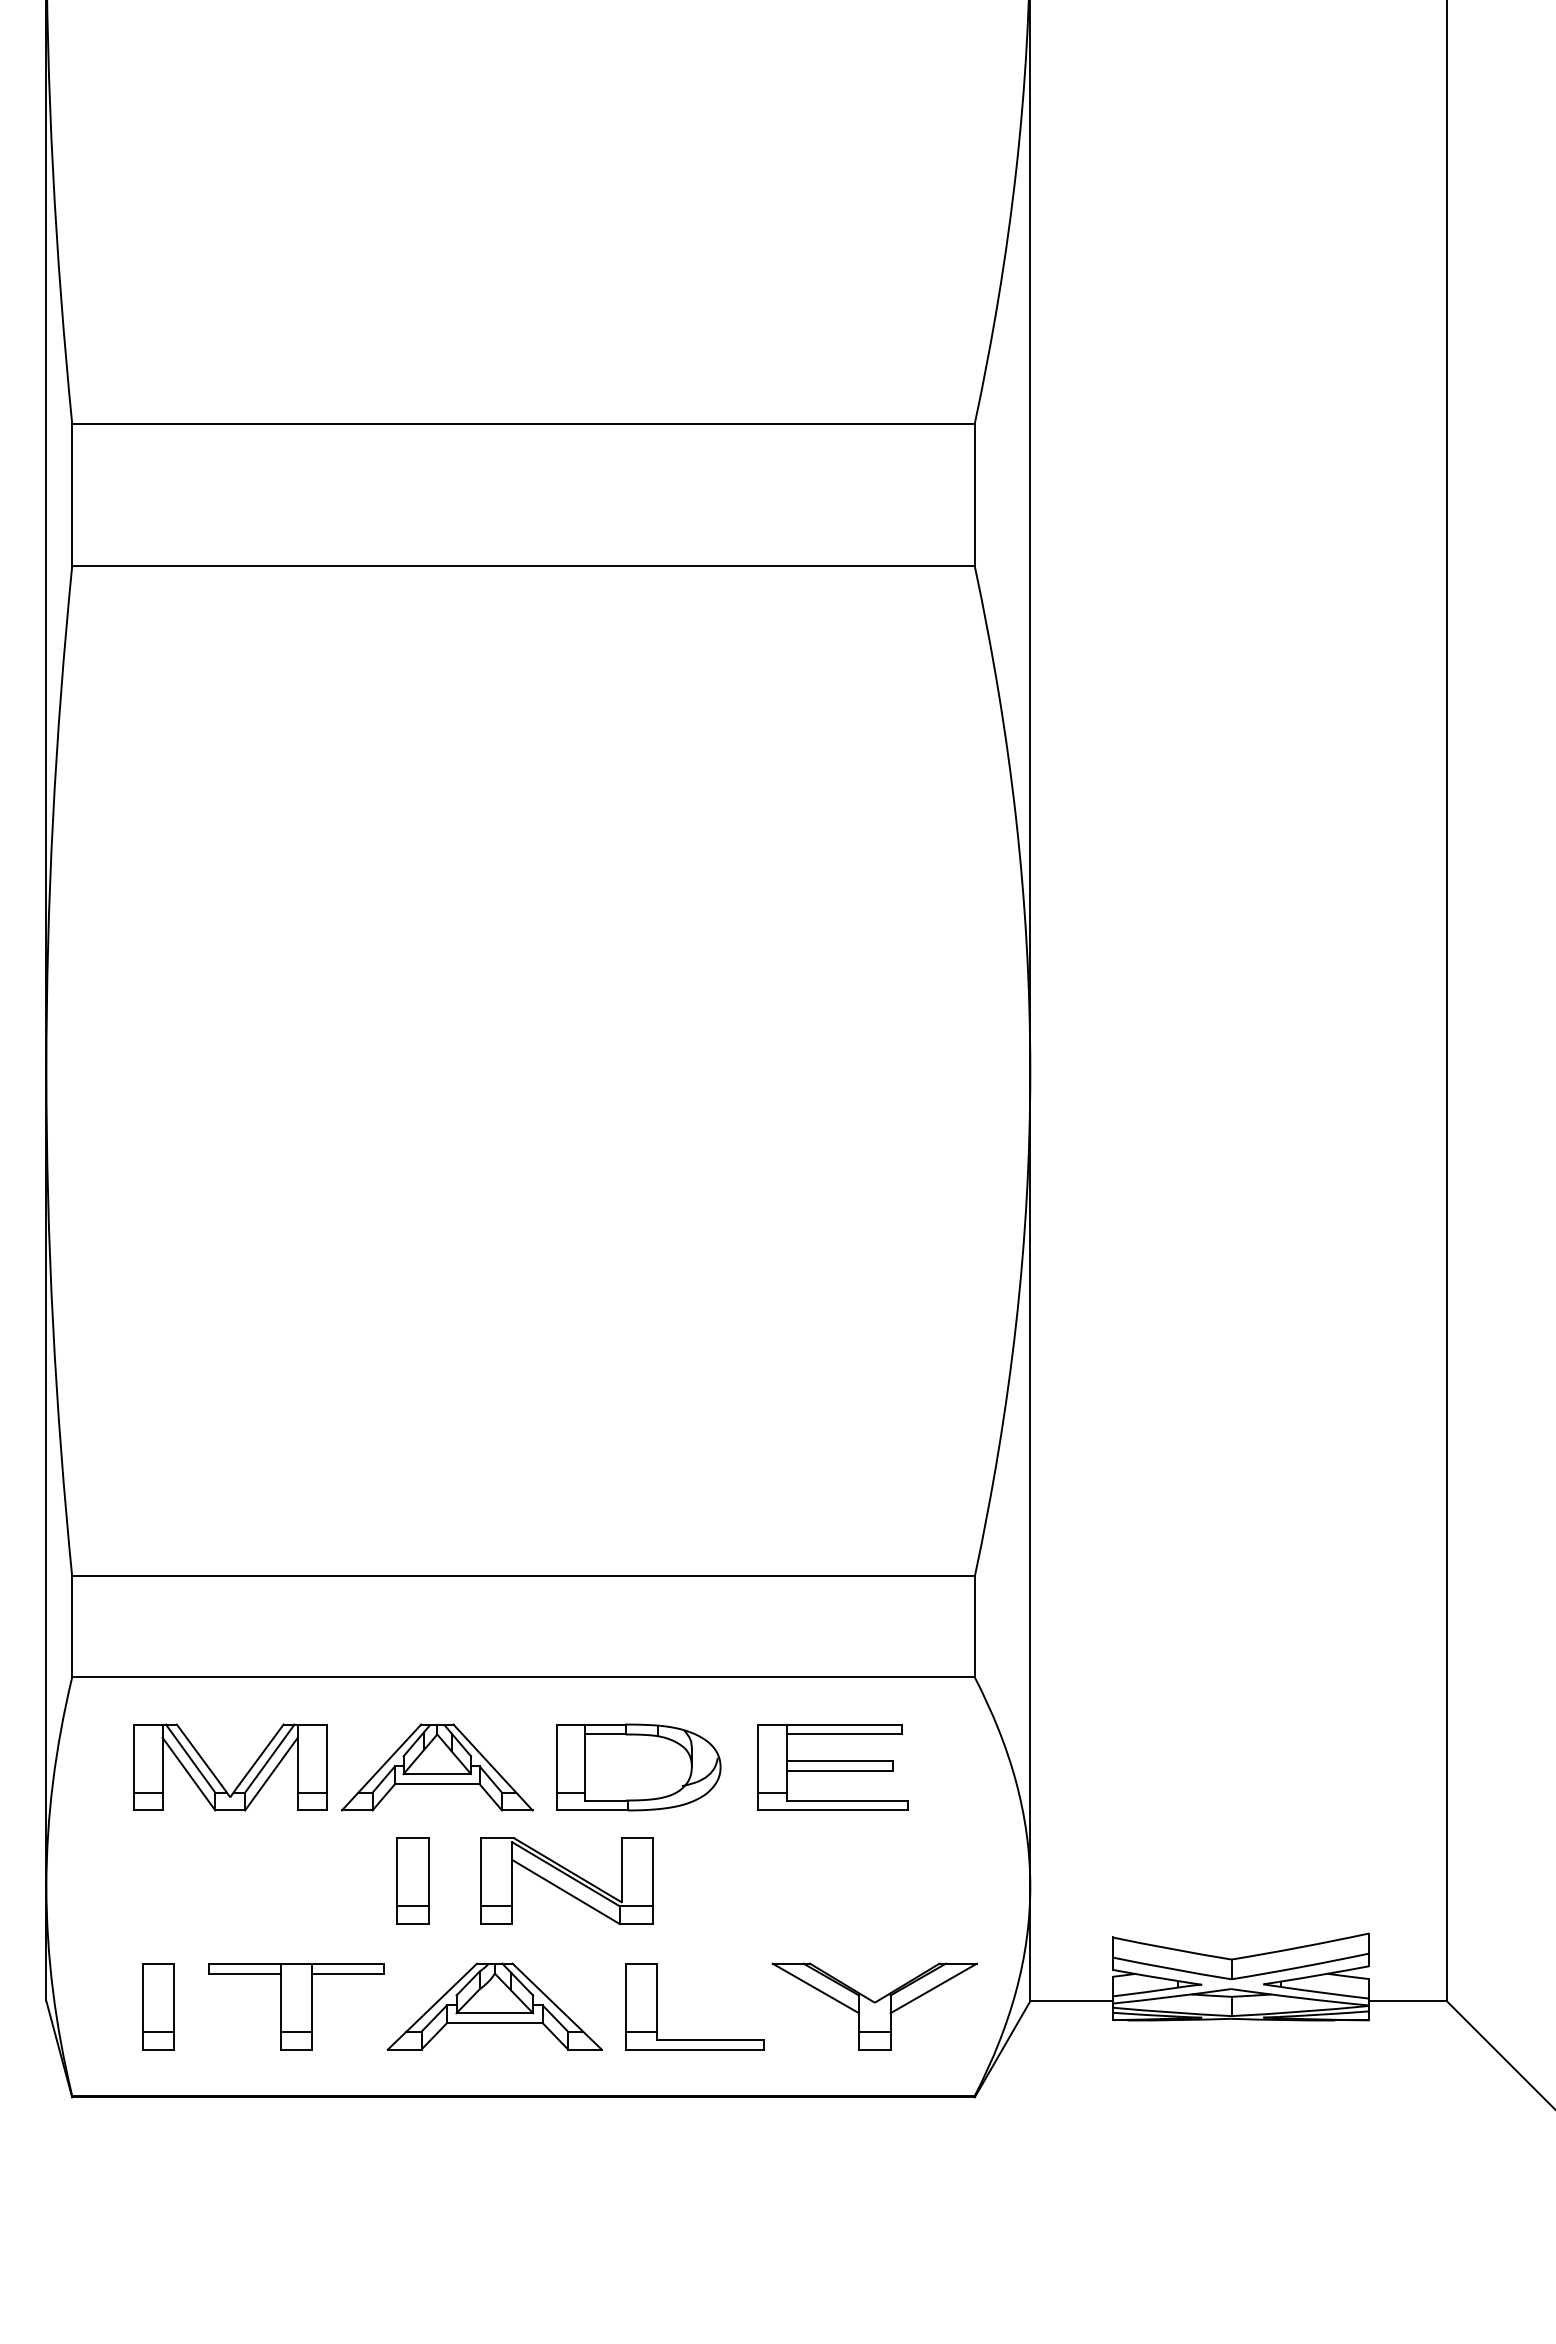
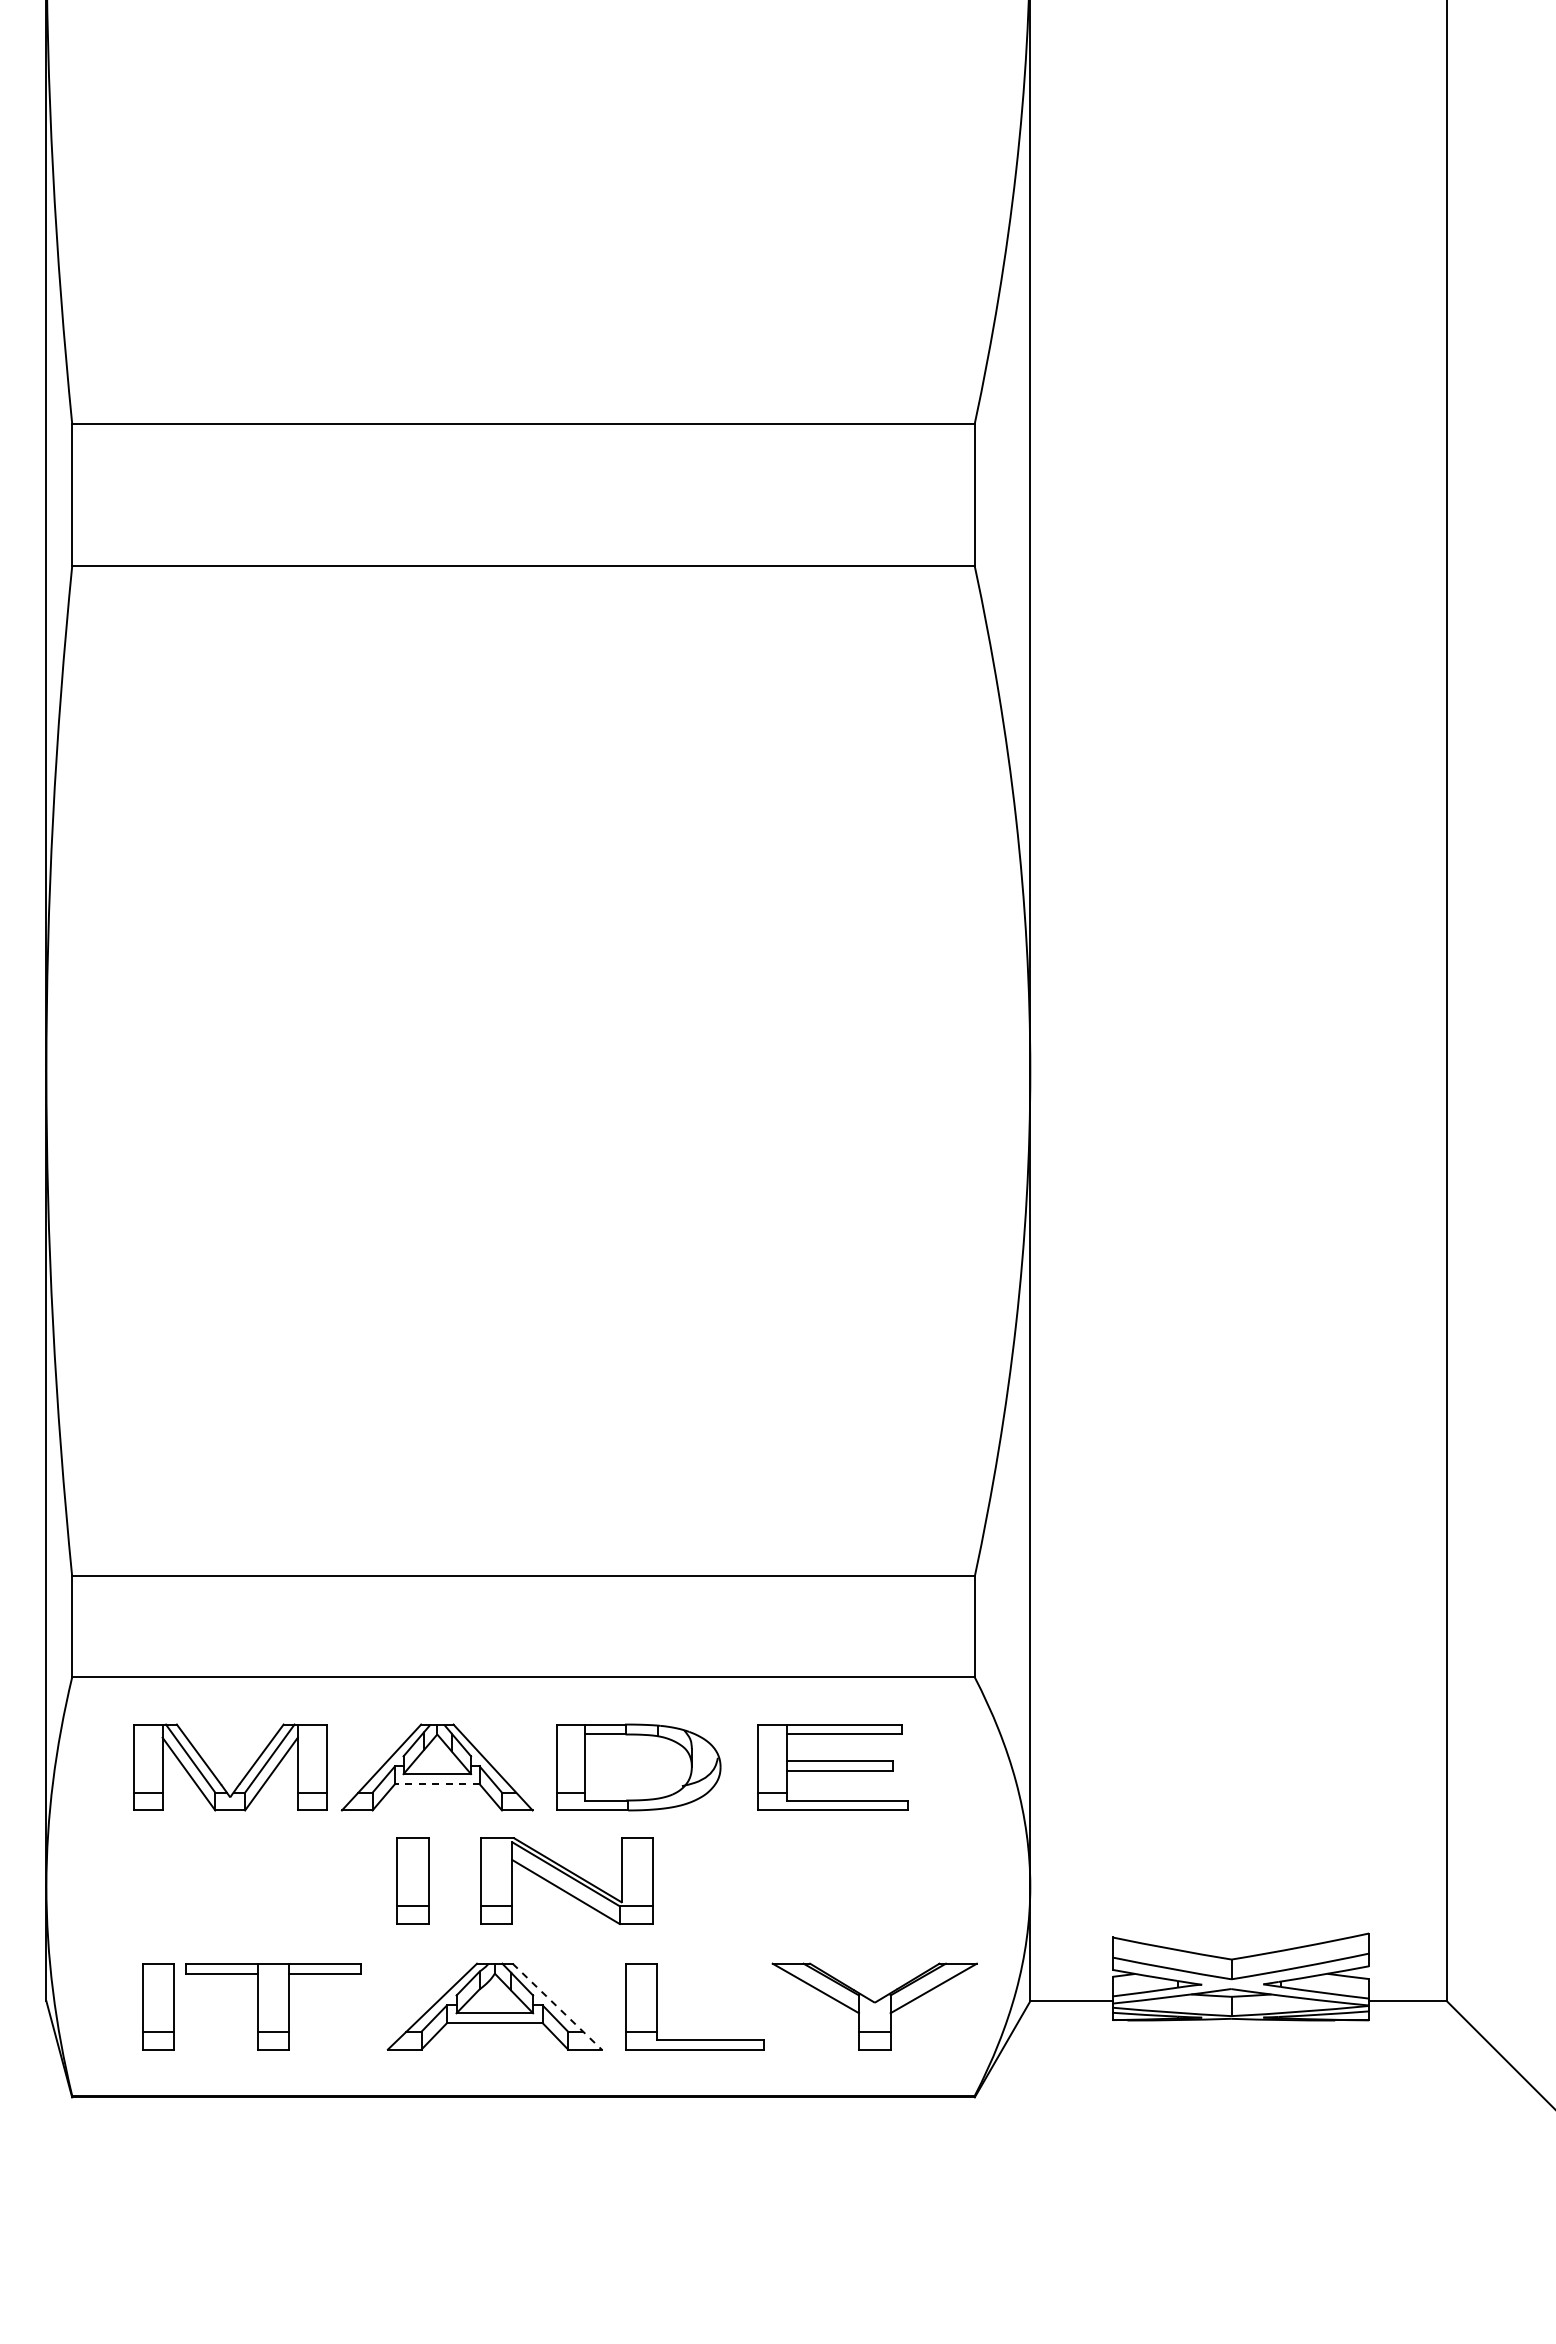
line: solid -> dashed (436, 1784)
part position: (296, 2006) -> (273, 2006) (273, 2006)
line: solid -> dashed (557, 2006)
